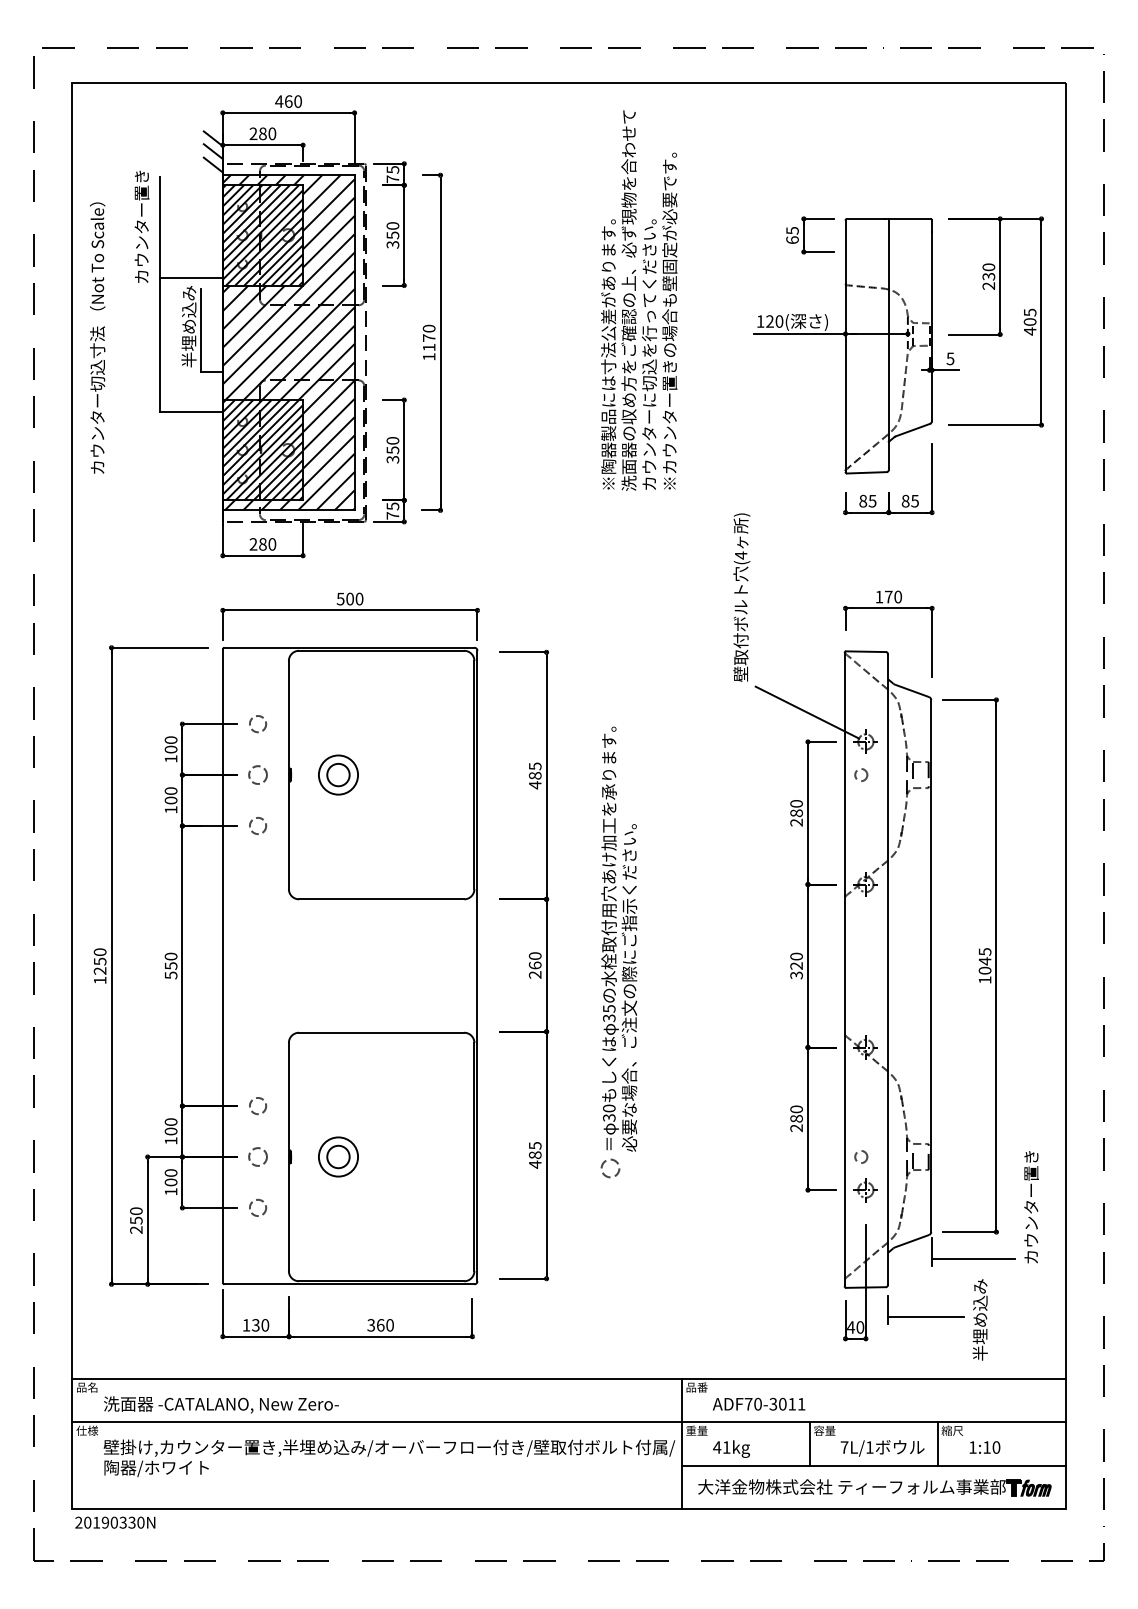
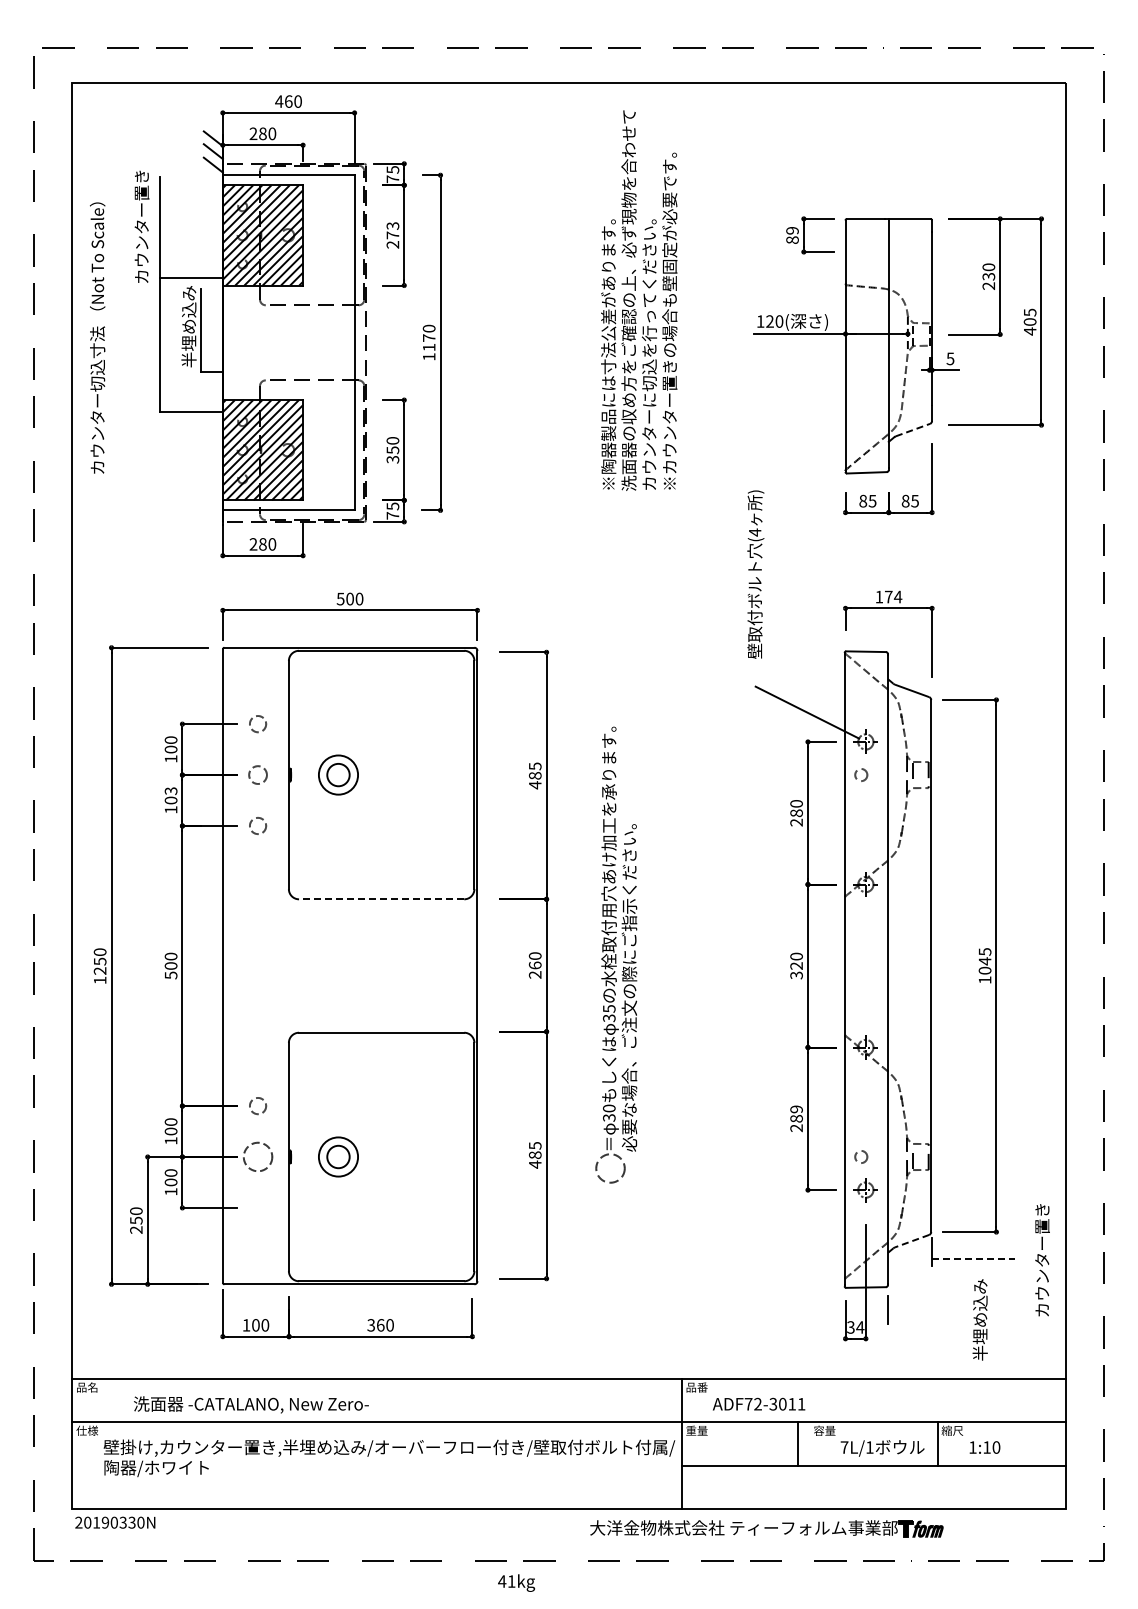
text: 350 -> 273 (392, 235)
text: 65 -> 89 (792, 235)
hatch: present -> none (288, 342)
line: solid -> dashed (913, 429)
text: 170 -> 174 (897, 596)
text position: (741, 597) -> (755, 574) (755, 574)
text: 100 -> 103 (170, 791)
line: solid -> dashed (381, 899)
text: 550 -> 500 (170, 965)
text: 280 -> 289 (796, 1109)
circle diameter: 18 px -> 29 px (257, 1156)
circle diameter: 18 px -> 29 px (610, 1168)
circle: present -> none (258, 1207)
text position: (1031, 1207) -> (1042, 1260) (1042, 1260)
line: solid -> dashed (911, 1241)
line: solid -> dashed (973, 1259)
line: present -> none (925, 1317)
text: 130 -> 100 (255, 1325)
text: 40 -> 34 (855, 1327)
text position: (221, 1404) -> (251, 1404) (251, 1404)
text: ADF70-3011 -> ADF72-3011 (757, 1404)
line position: (809, 1443) -> (797, 1443) (797, 1443)
text position: (731, 1448) -> (516, 1582) (516, 1582)
part position: (874, 1487) -> (766, 1528) (766, 1528)
